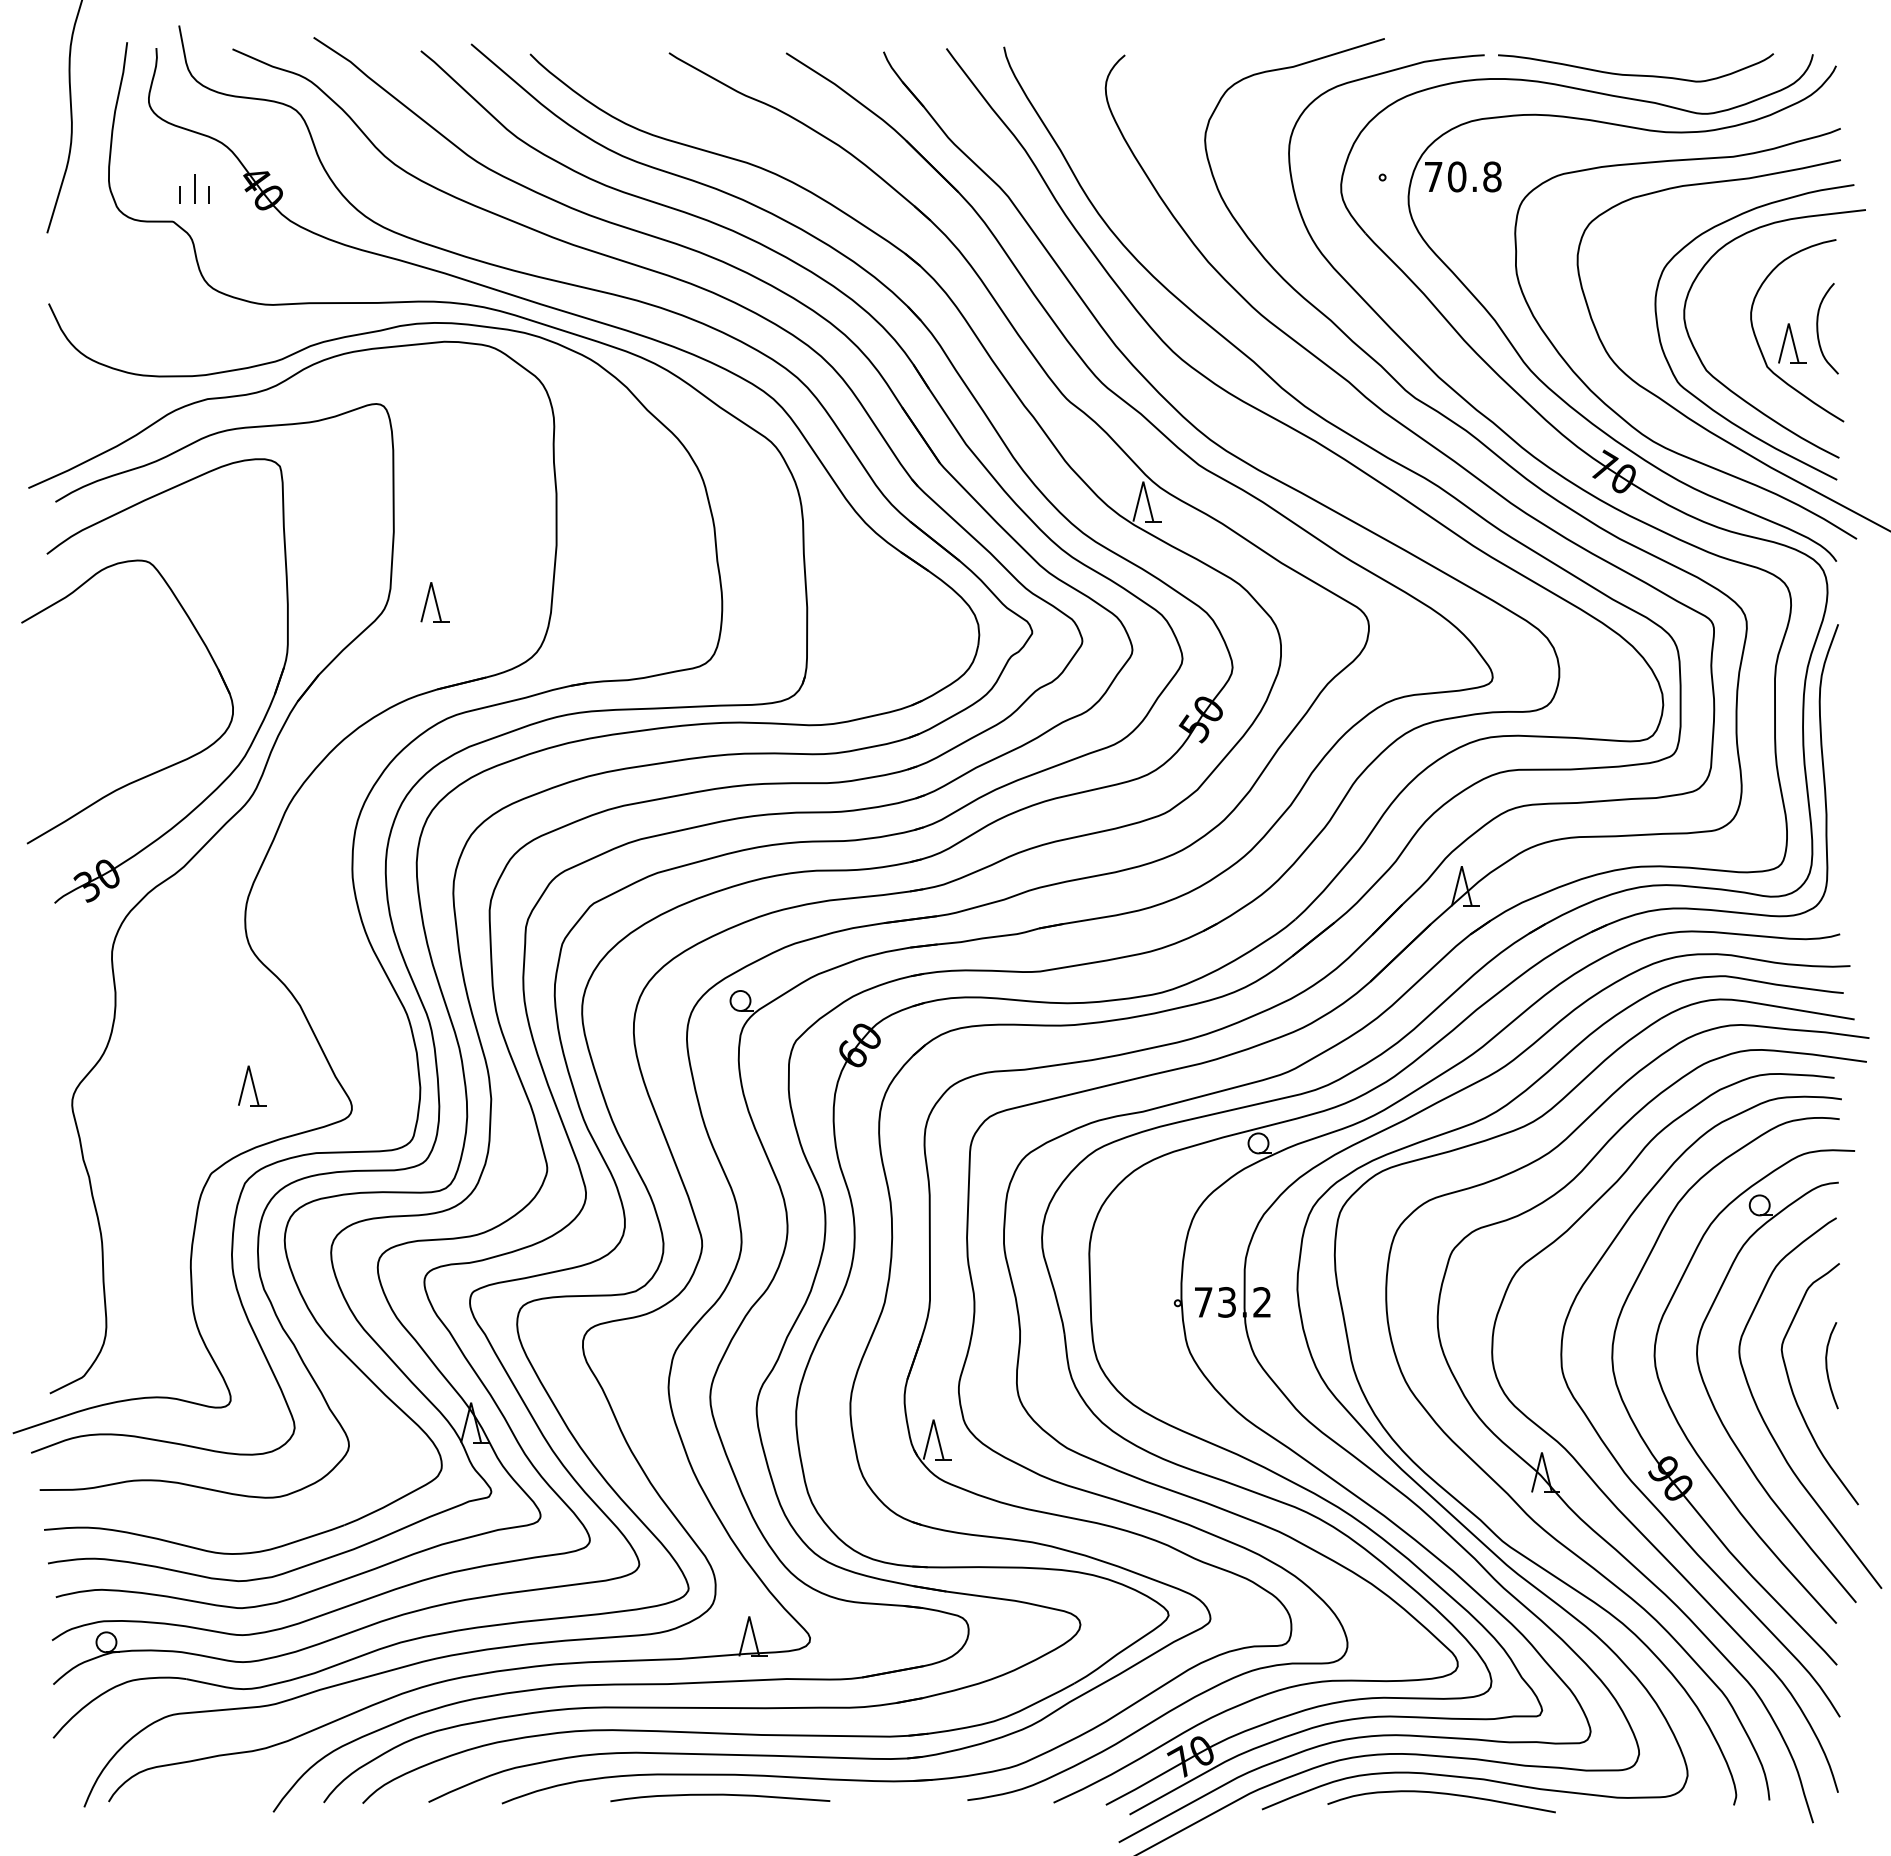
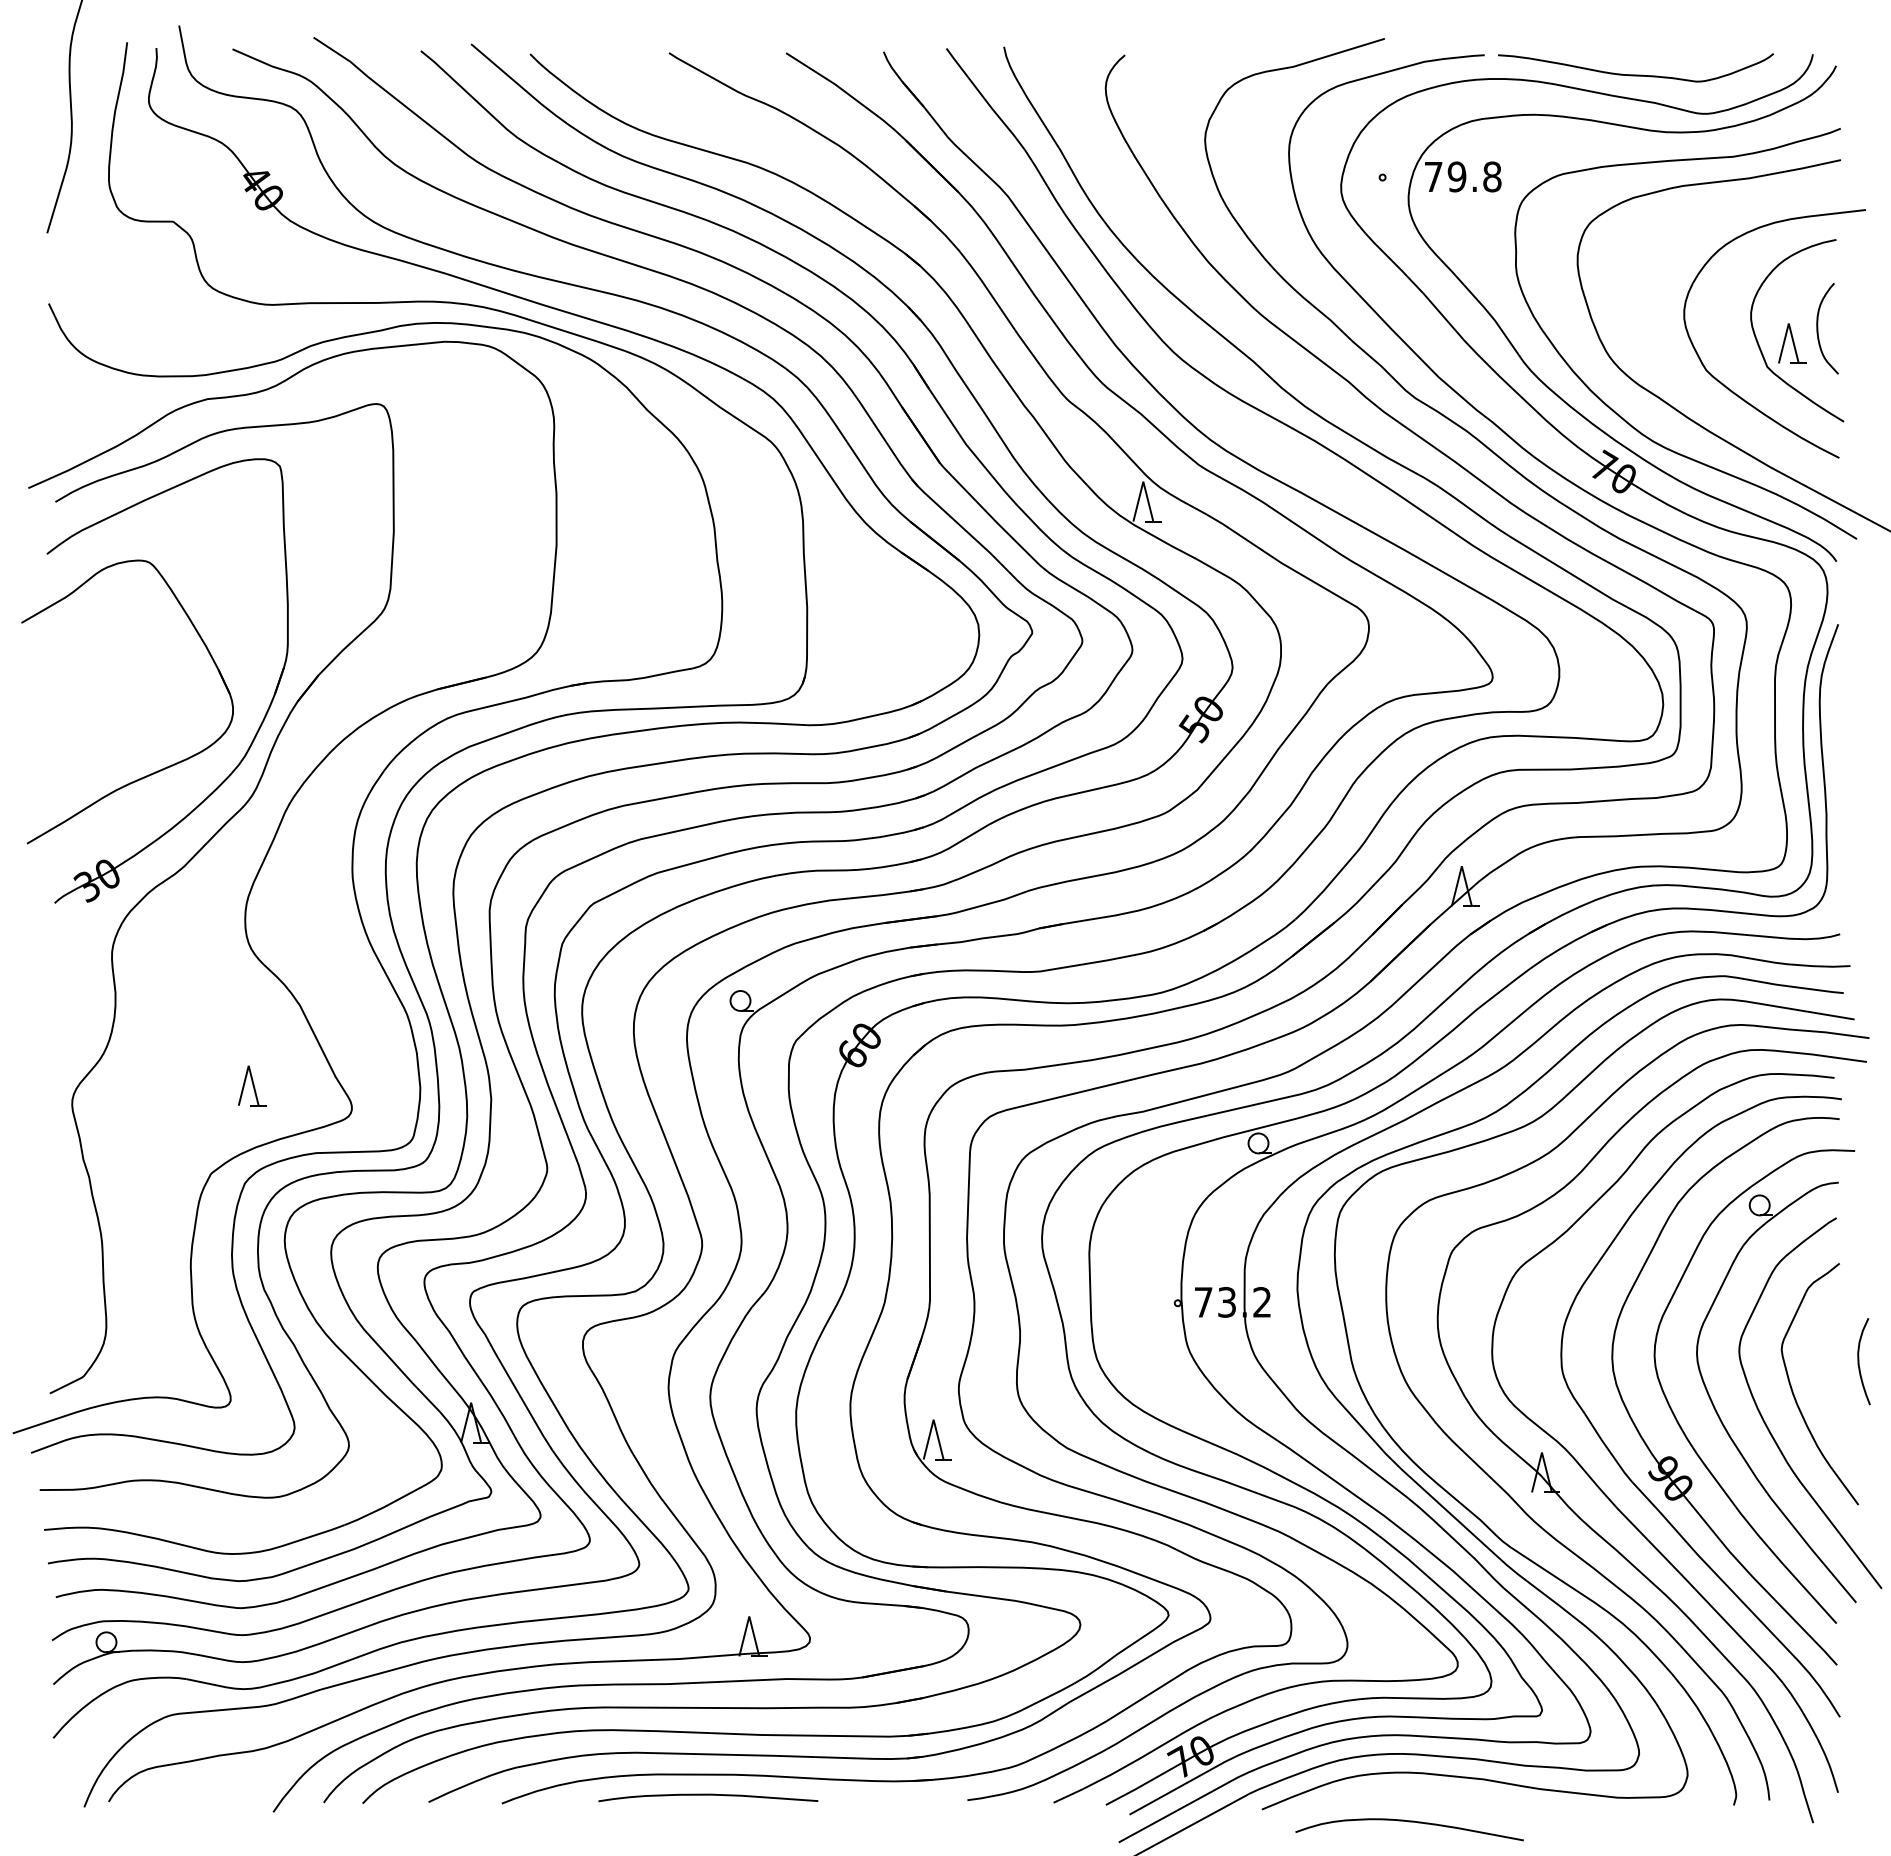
text: 70.8 -> 79.8 (1456, 176)
part: present -> none (194, 188)
curve: present -> none (1703, 401)
part: present -> none (434, 602)
curve position: (1827, 1365) -> (1859, 1361) (1859, 1361)
curve position: (1441, 1794) -> (1409, 1822) (1409, 1822)
curve position: (720, 1795) -> (708, 1795) (708, 1795)
